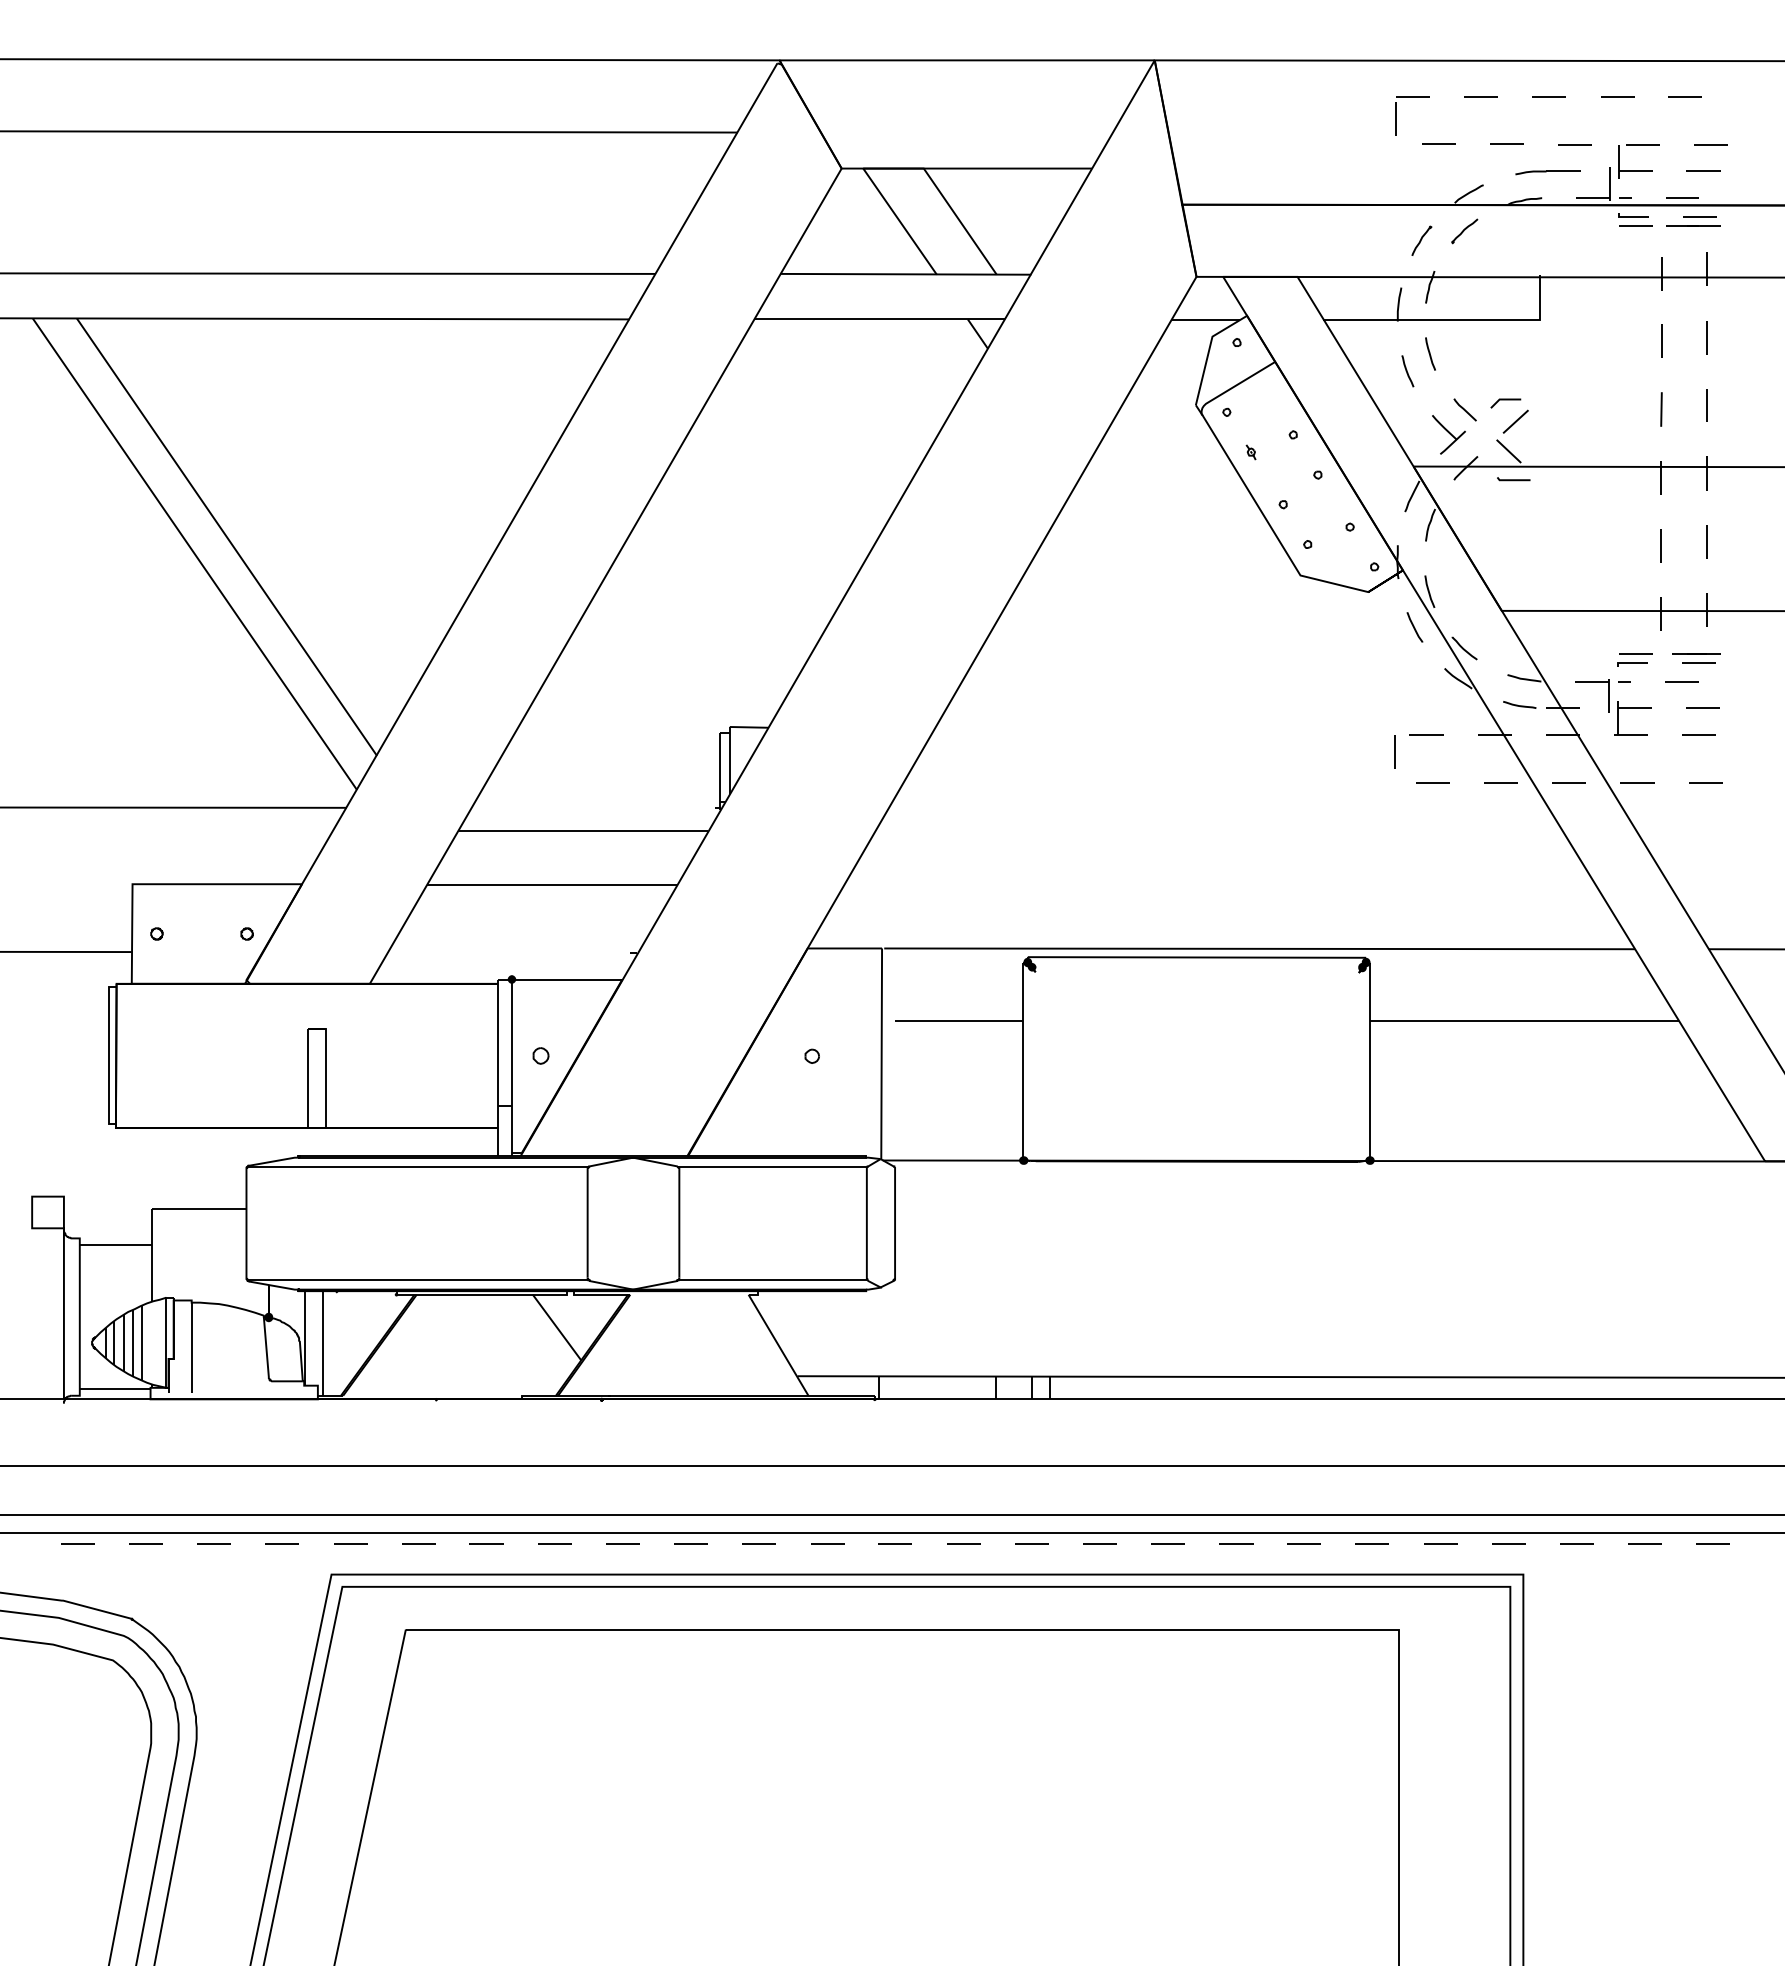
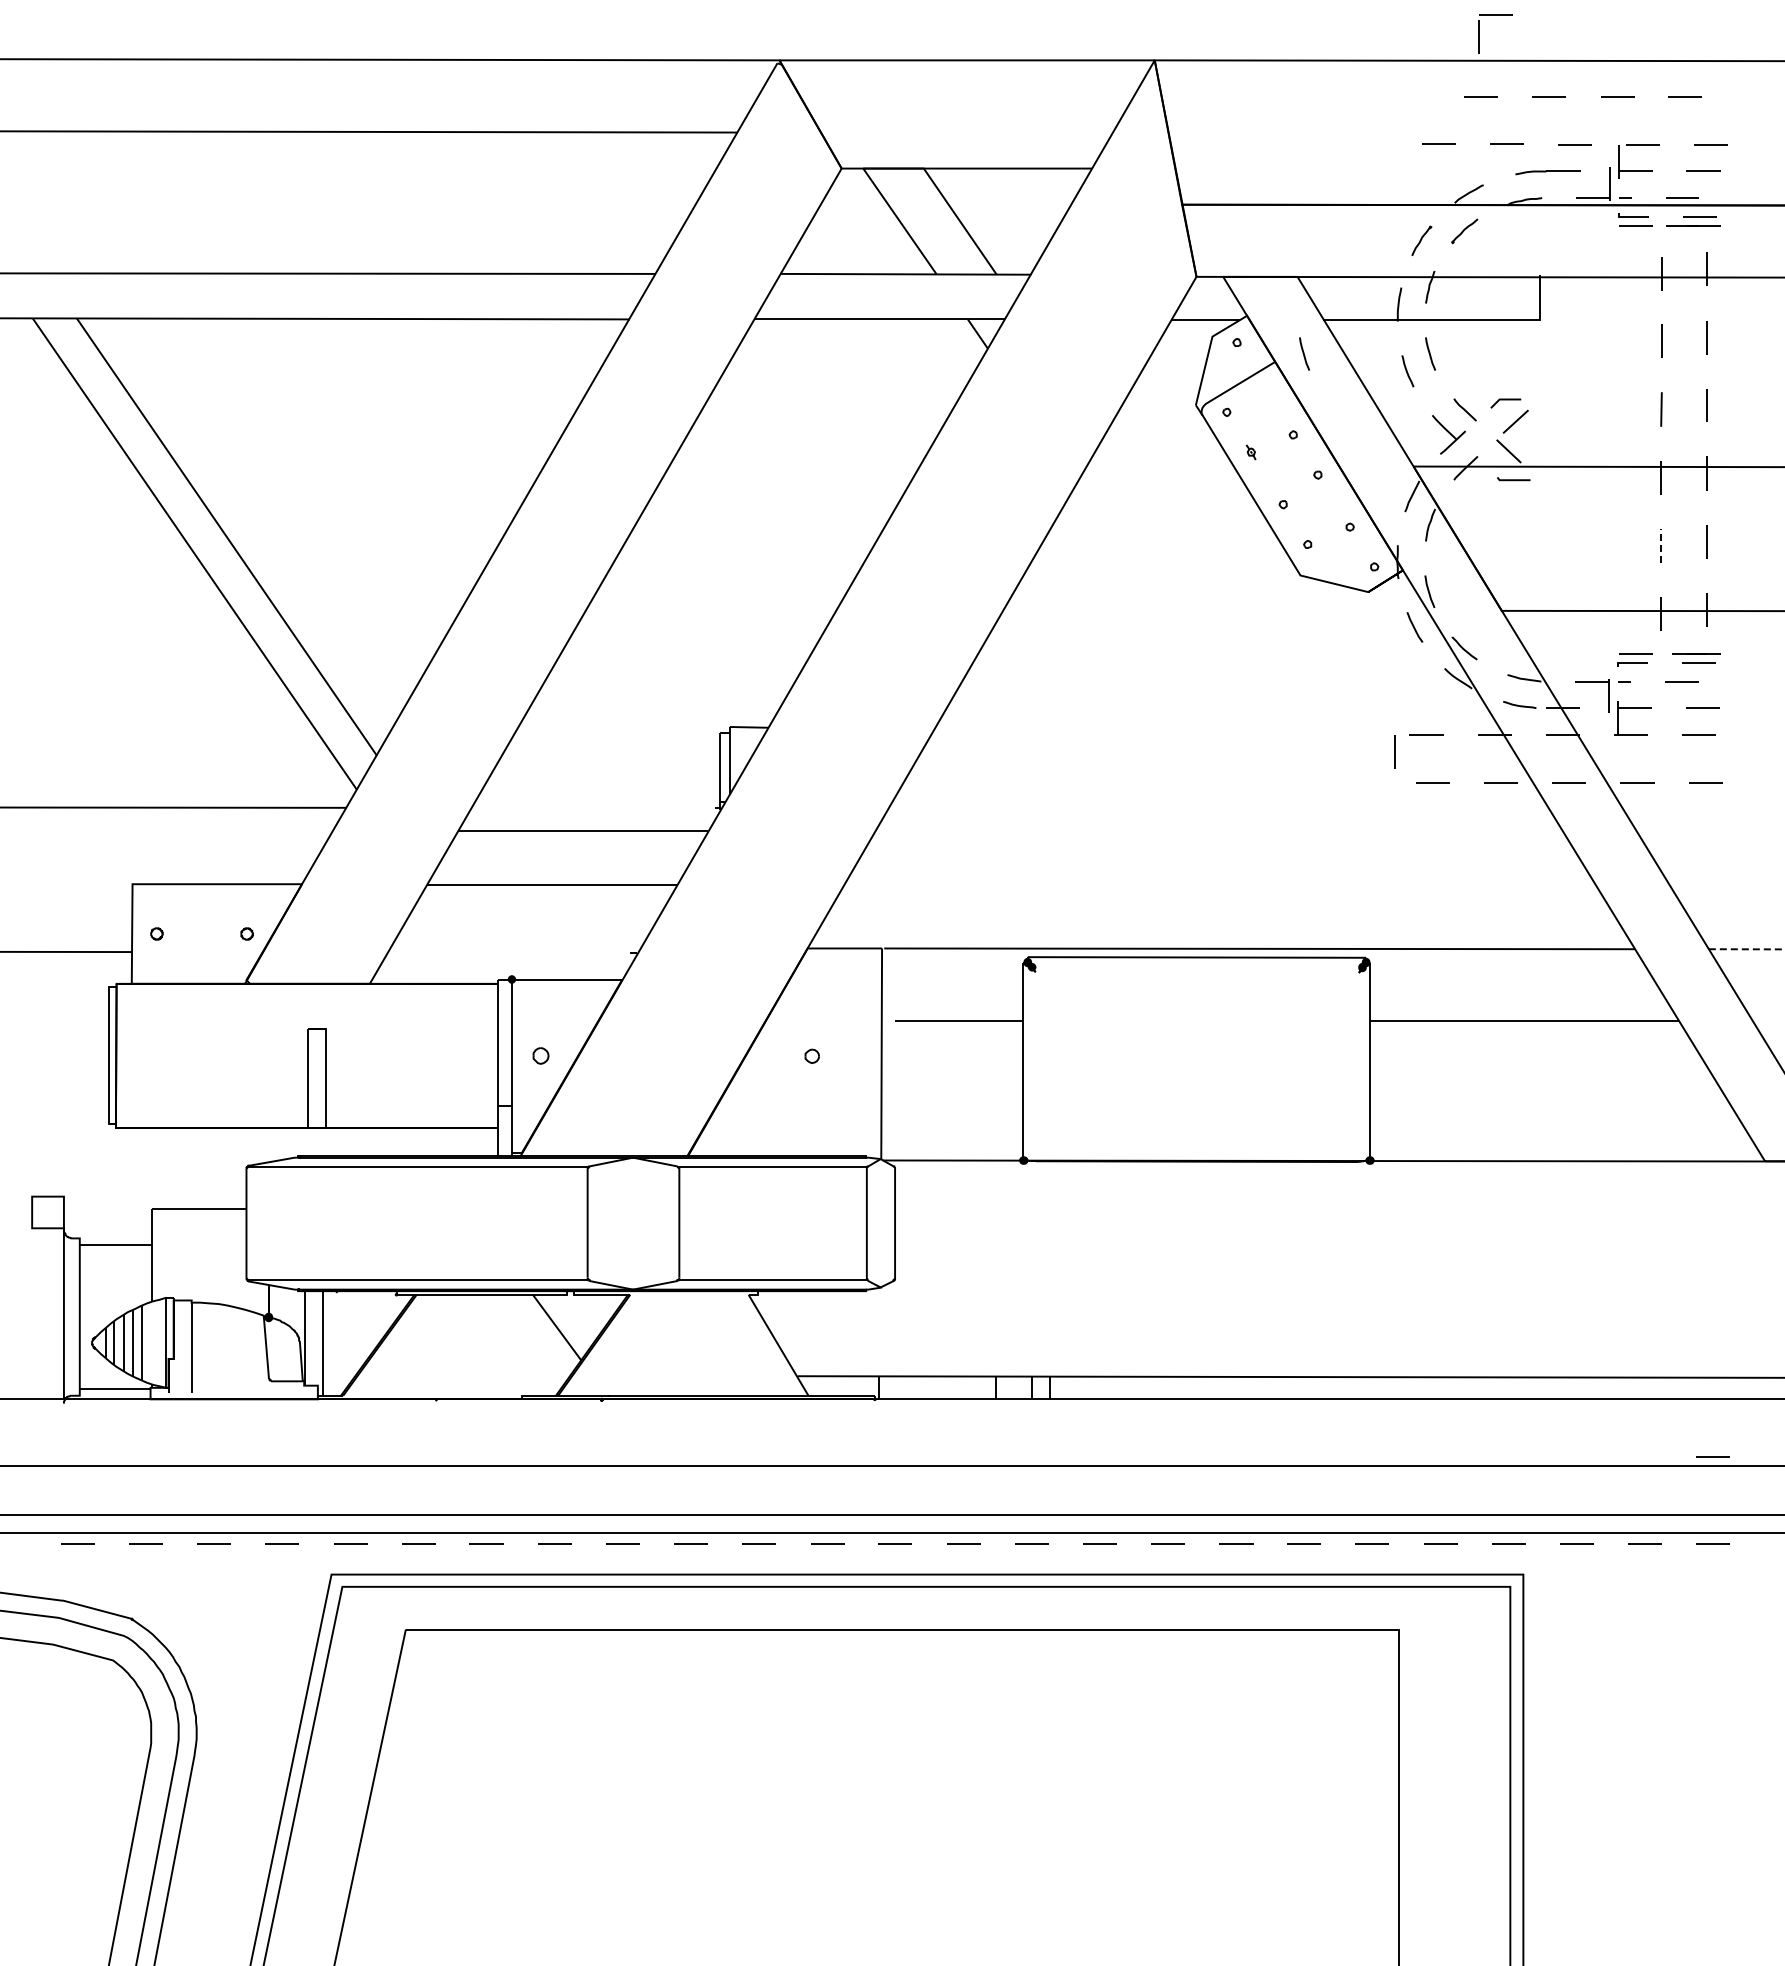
part position: (1396, 115) -> (1479, 33) (1479, 33)
line: none -> present (1304, 353)
line: solid -> dashed (1661, 545)
line: solid -> dashed (1746, 949)
line: none -> present (1712, 1456)
